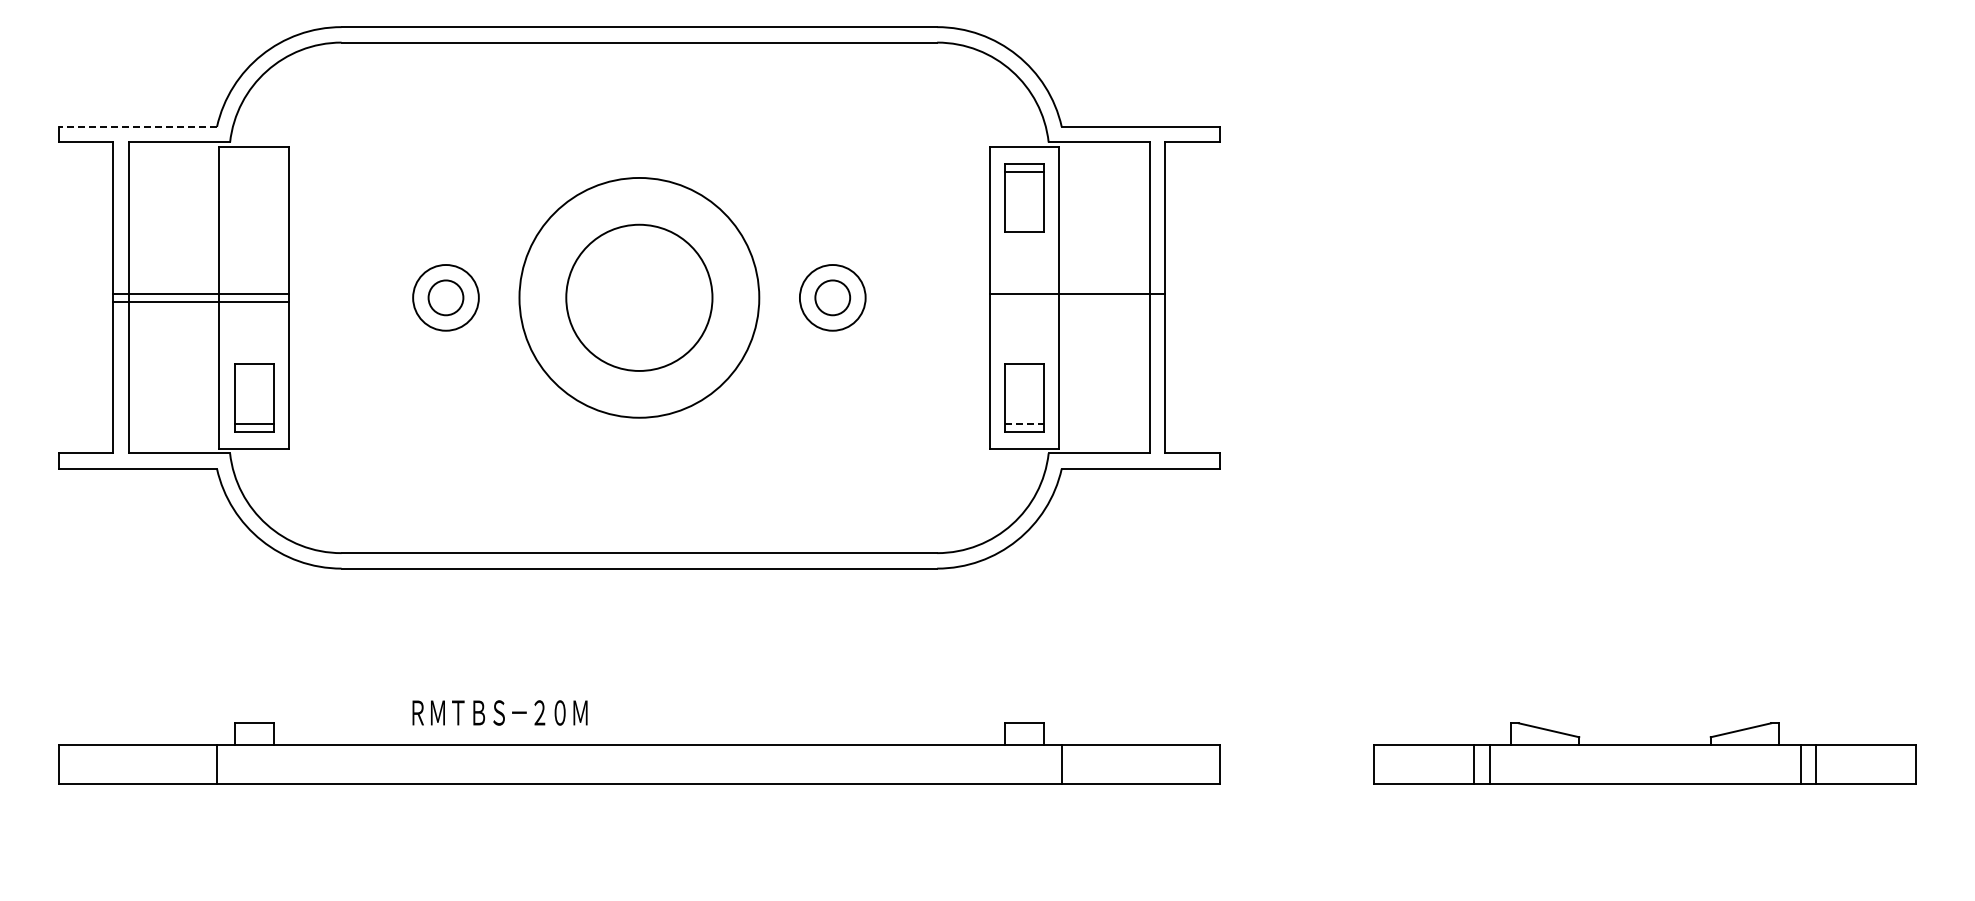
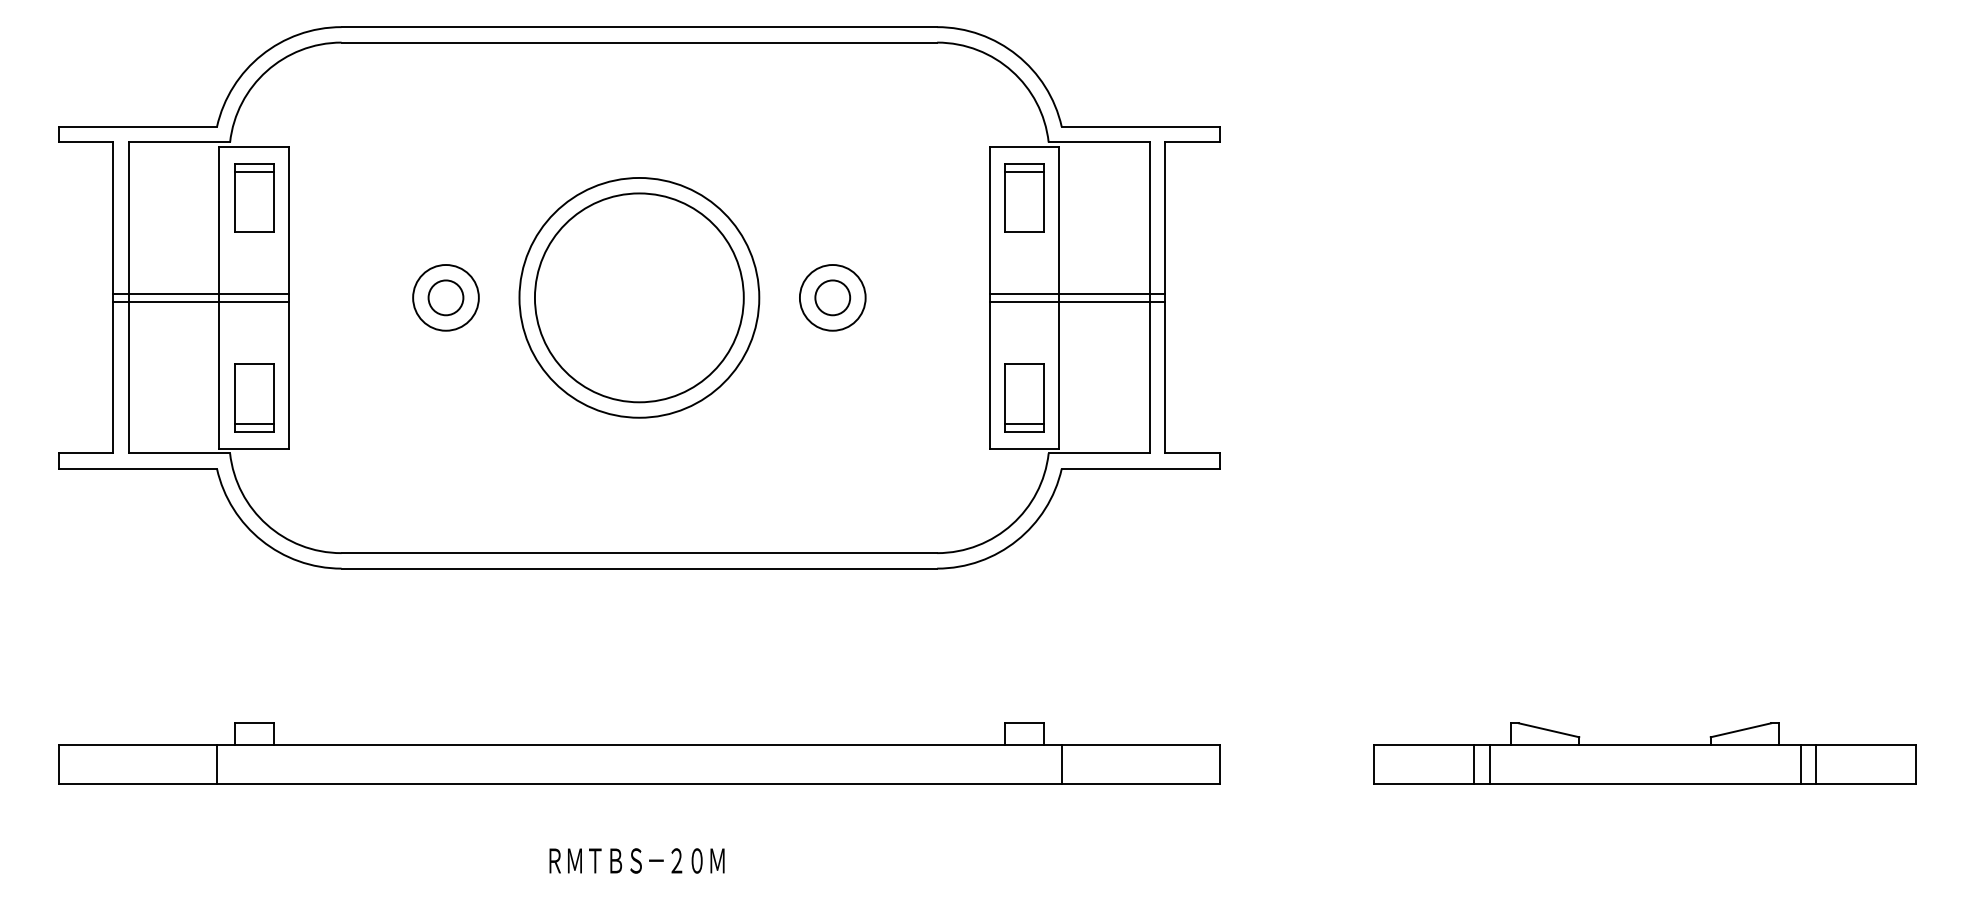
line: dashed -> solid (138, 126)
part: none -> present (254, 197)
circle diameter: 146 px -> 209 px (638, 297)
line: none -> present (1077, 301)
line: dashed -> solid (1025, 423)
text position: (499, 712) -> (636, 860) (636, 860)
